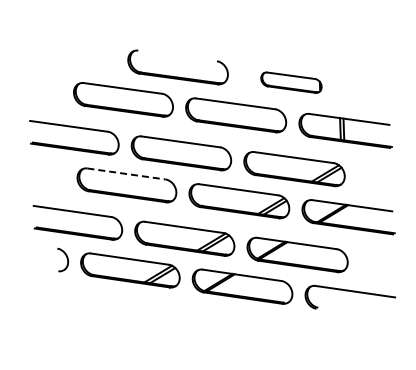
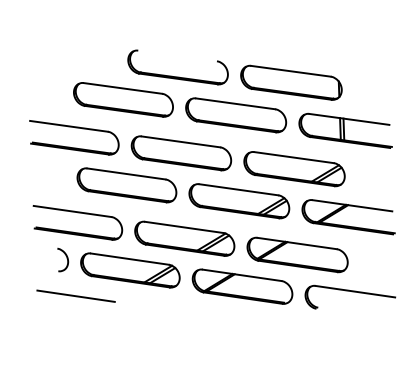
part size: 63x23 px -> 103x37 px (291, 82)
line: dashed -> solid (126, 174)
line: none -> present (75, 295)
